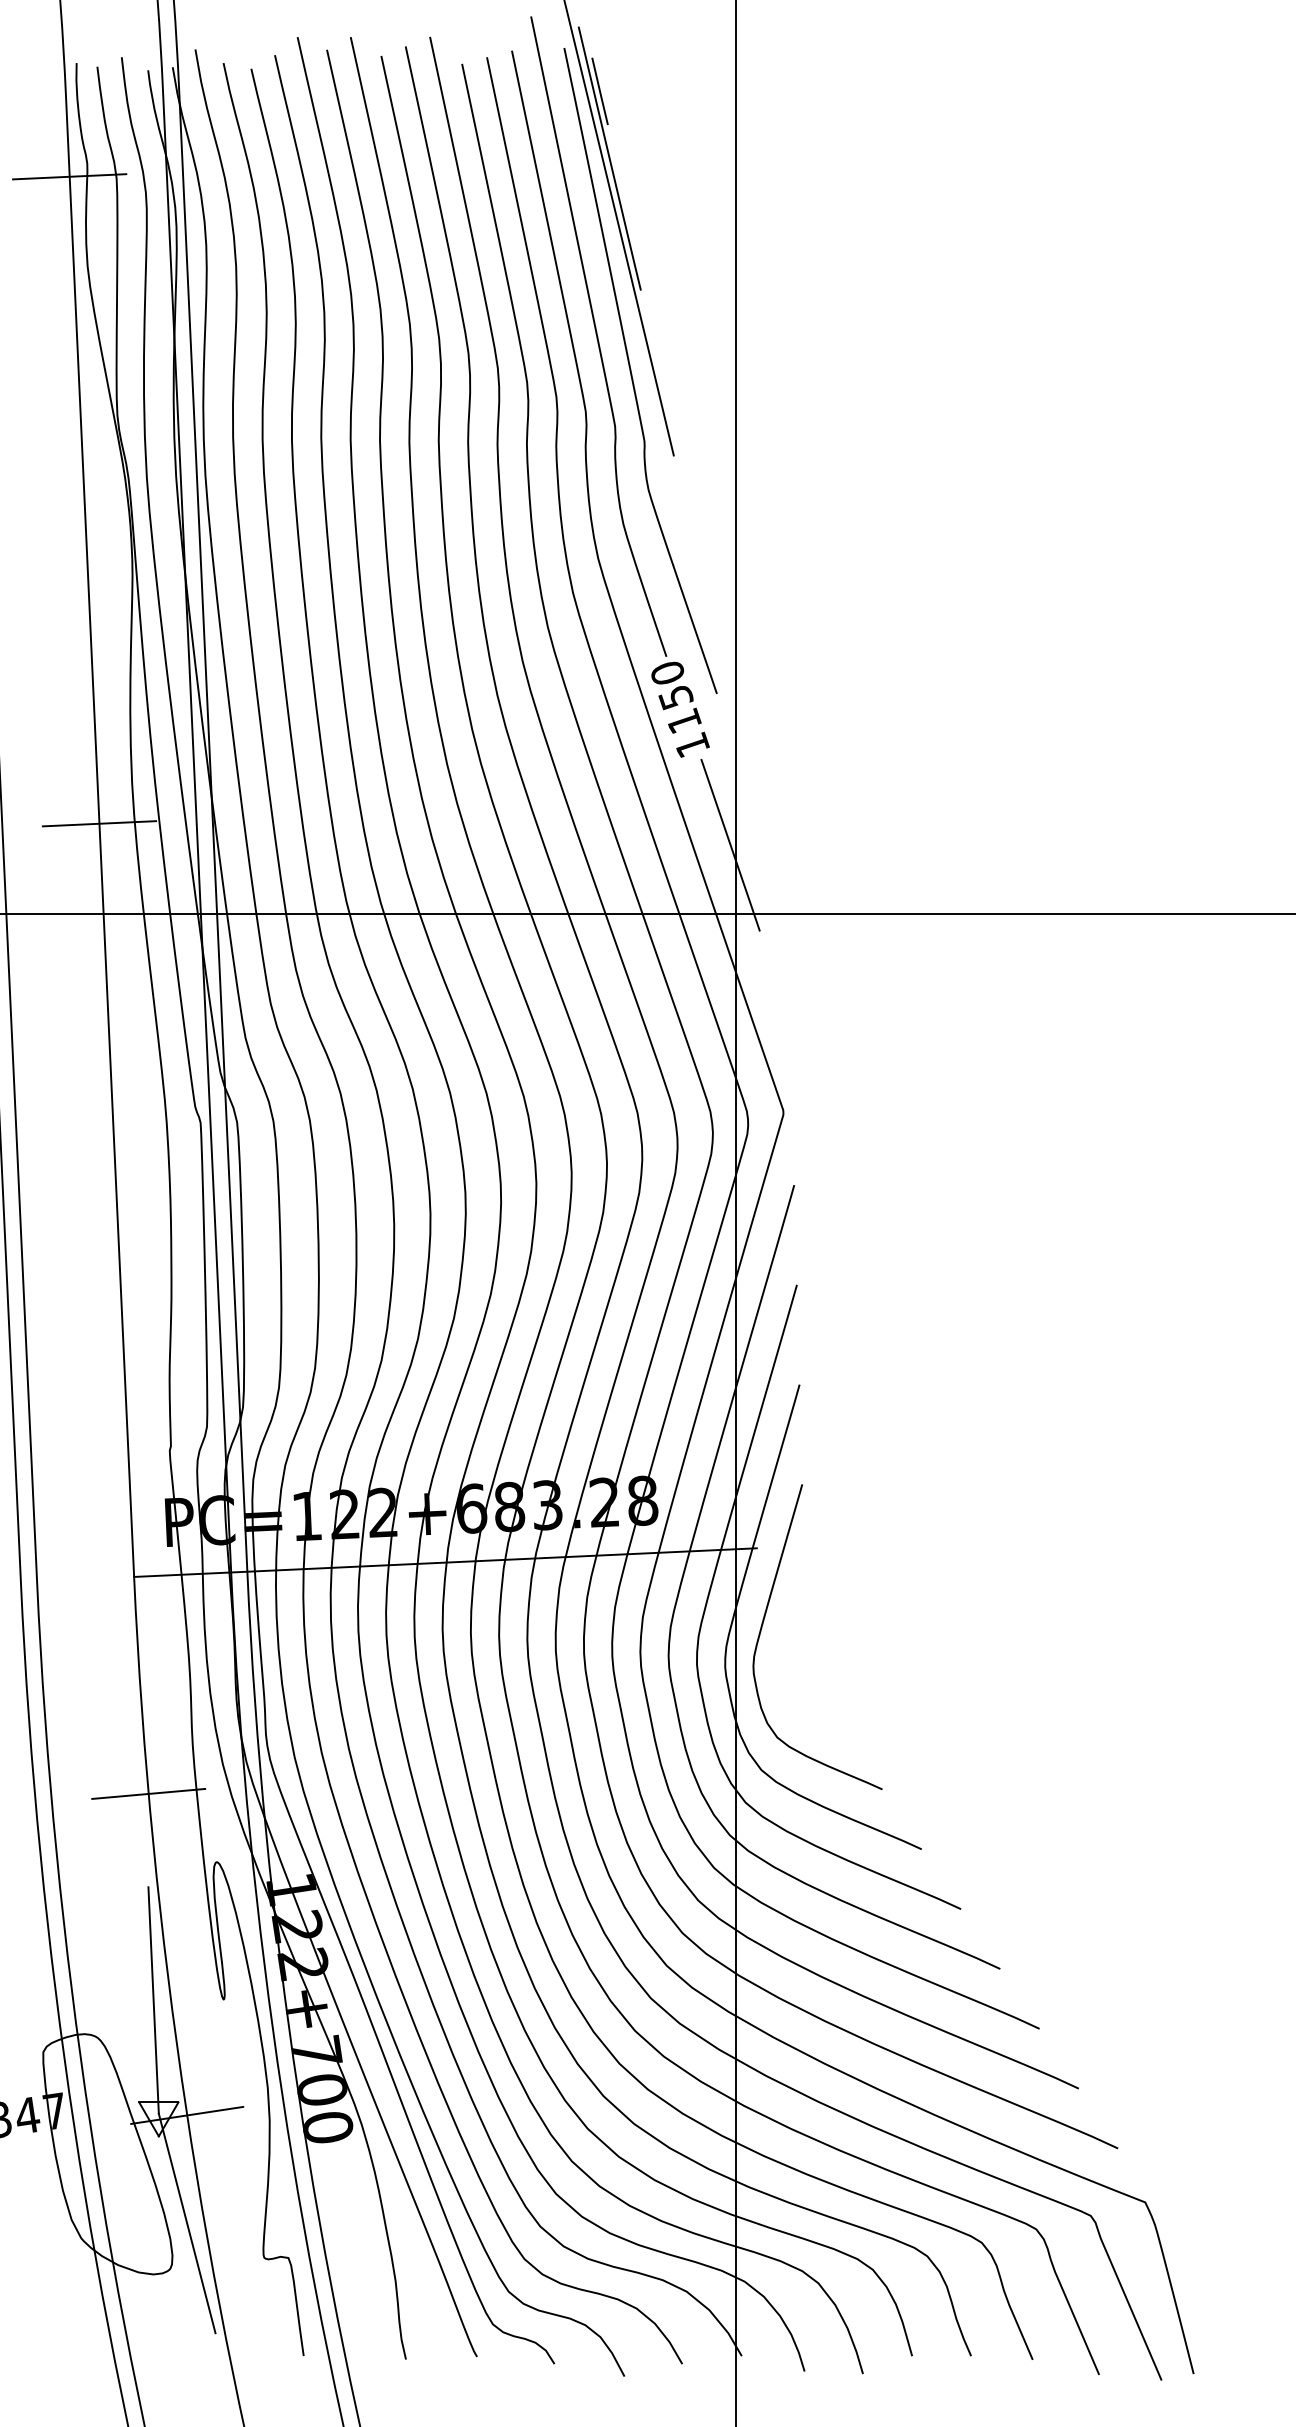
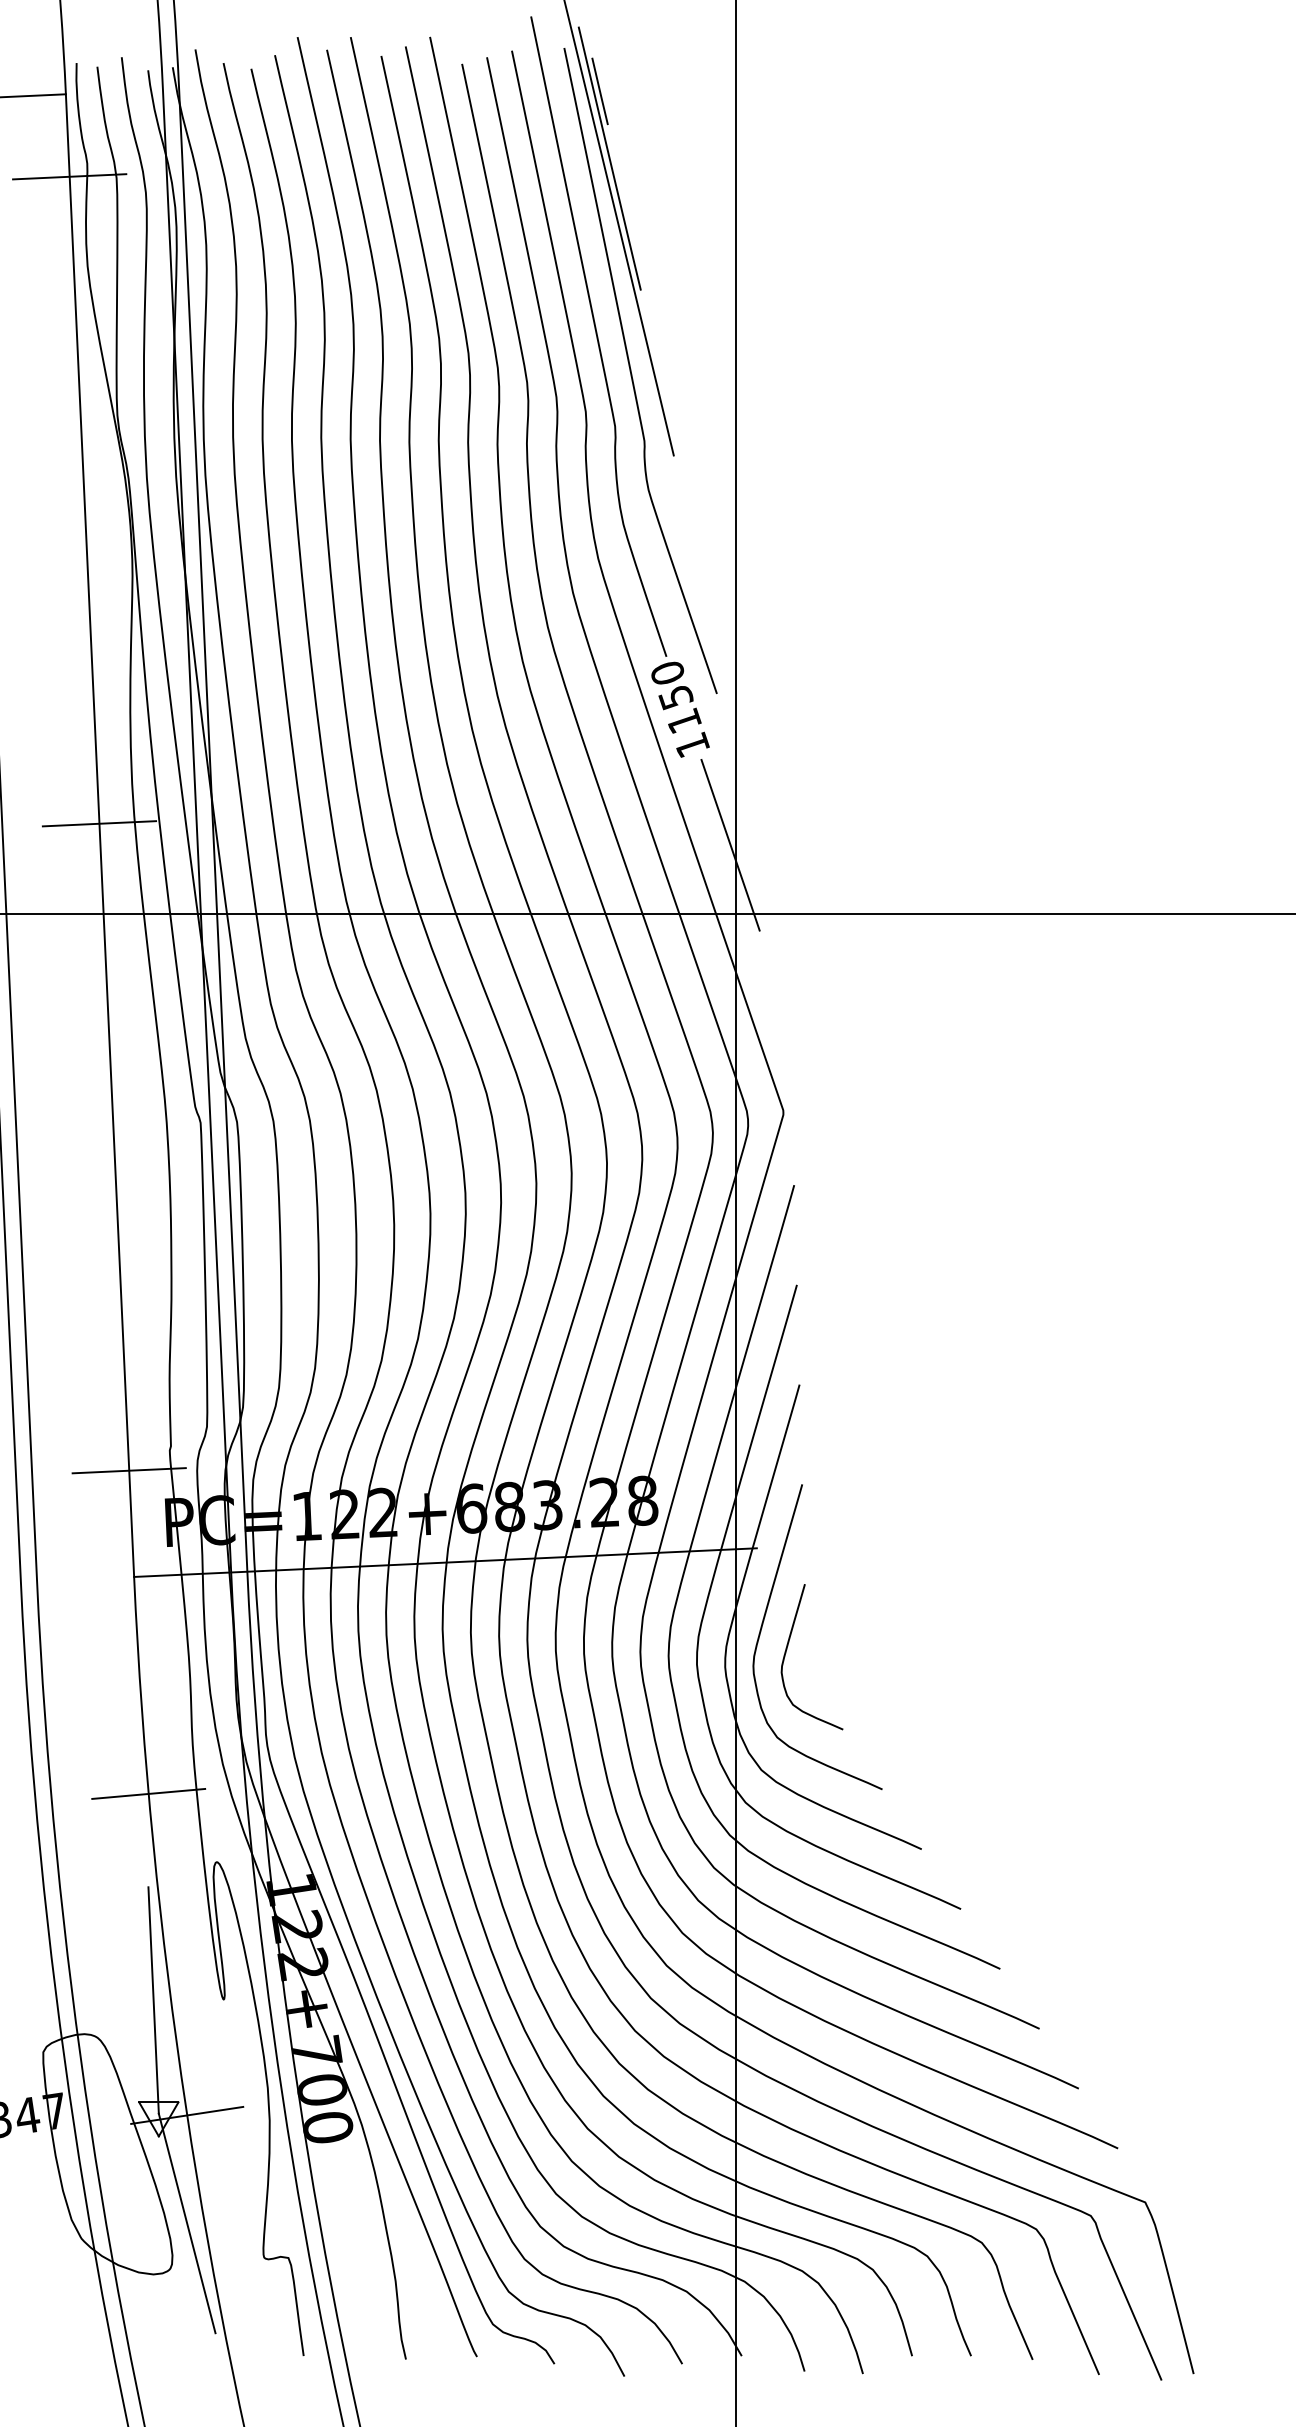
line: none -> present (33, 95)
line: none -> present (128, 1470)
curve: none -> present (787, 1649)
